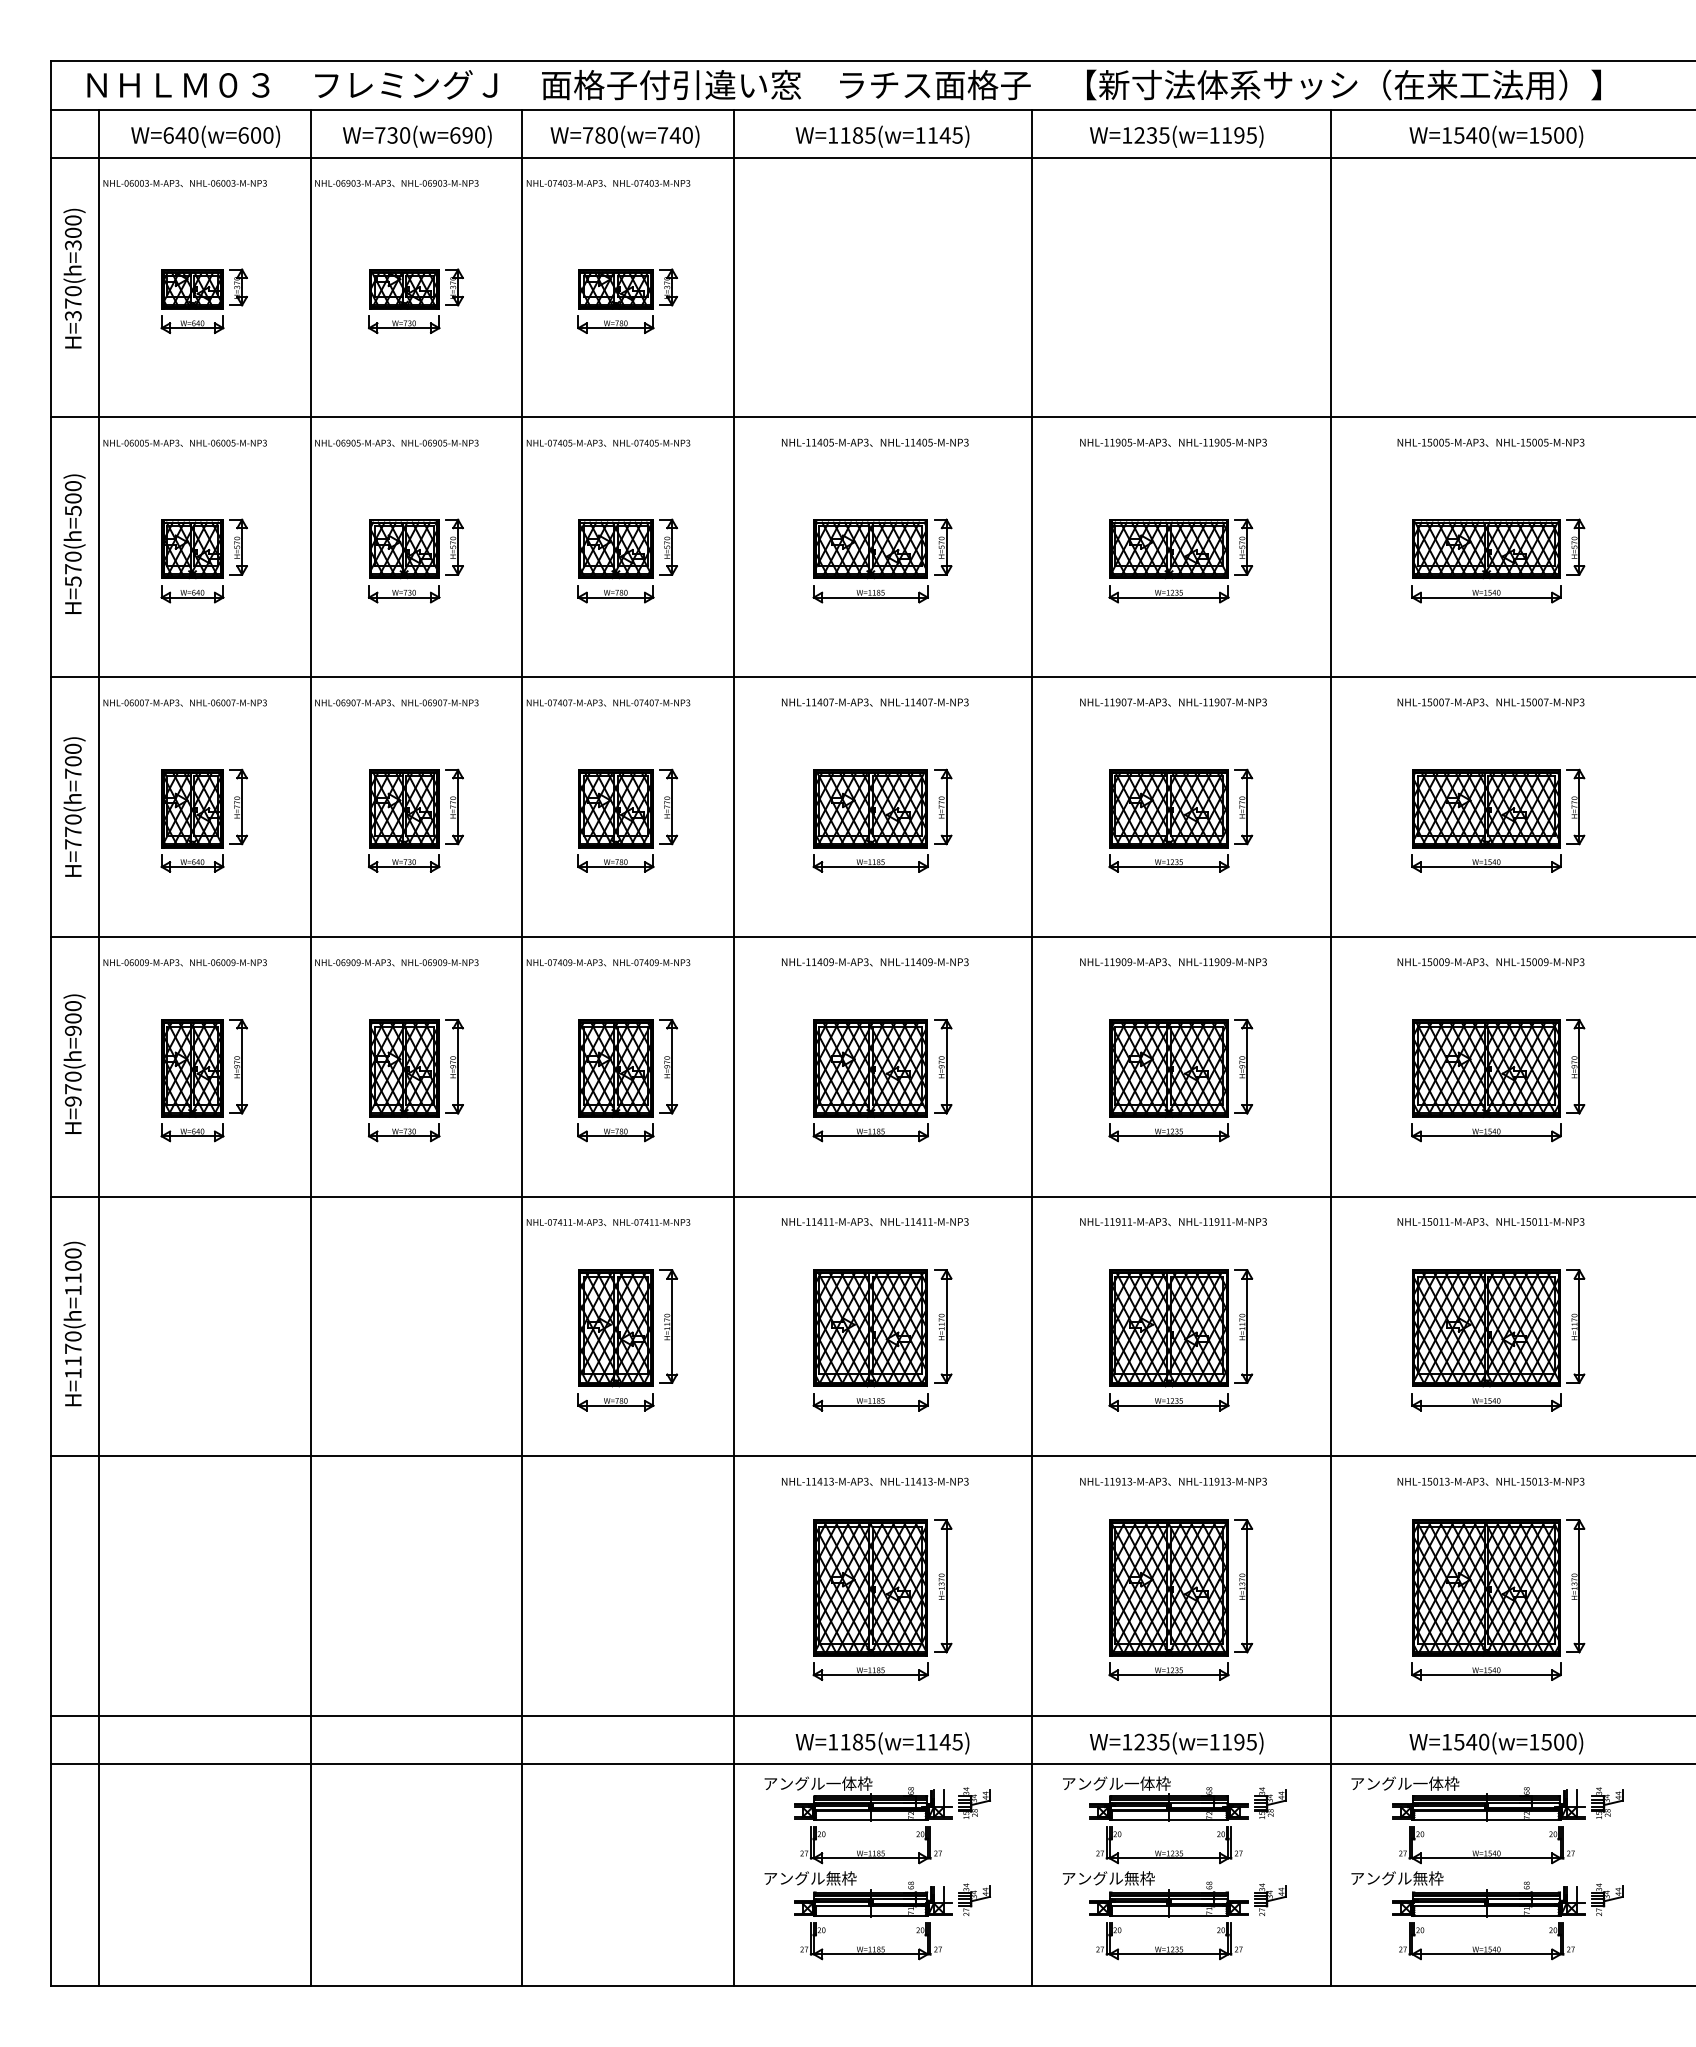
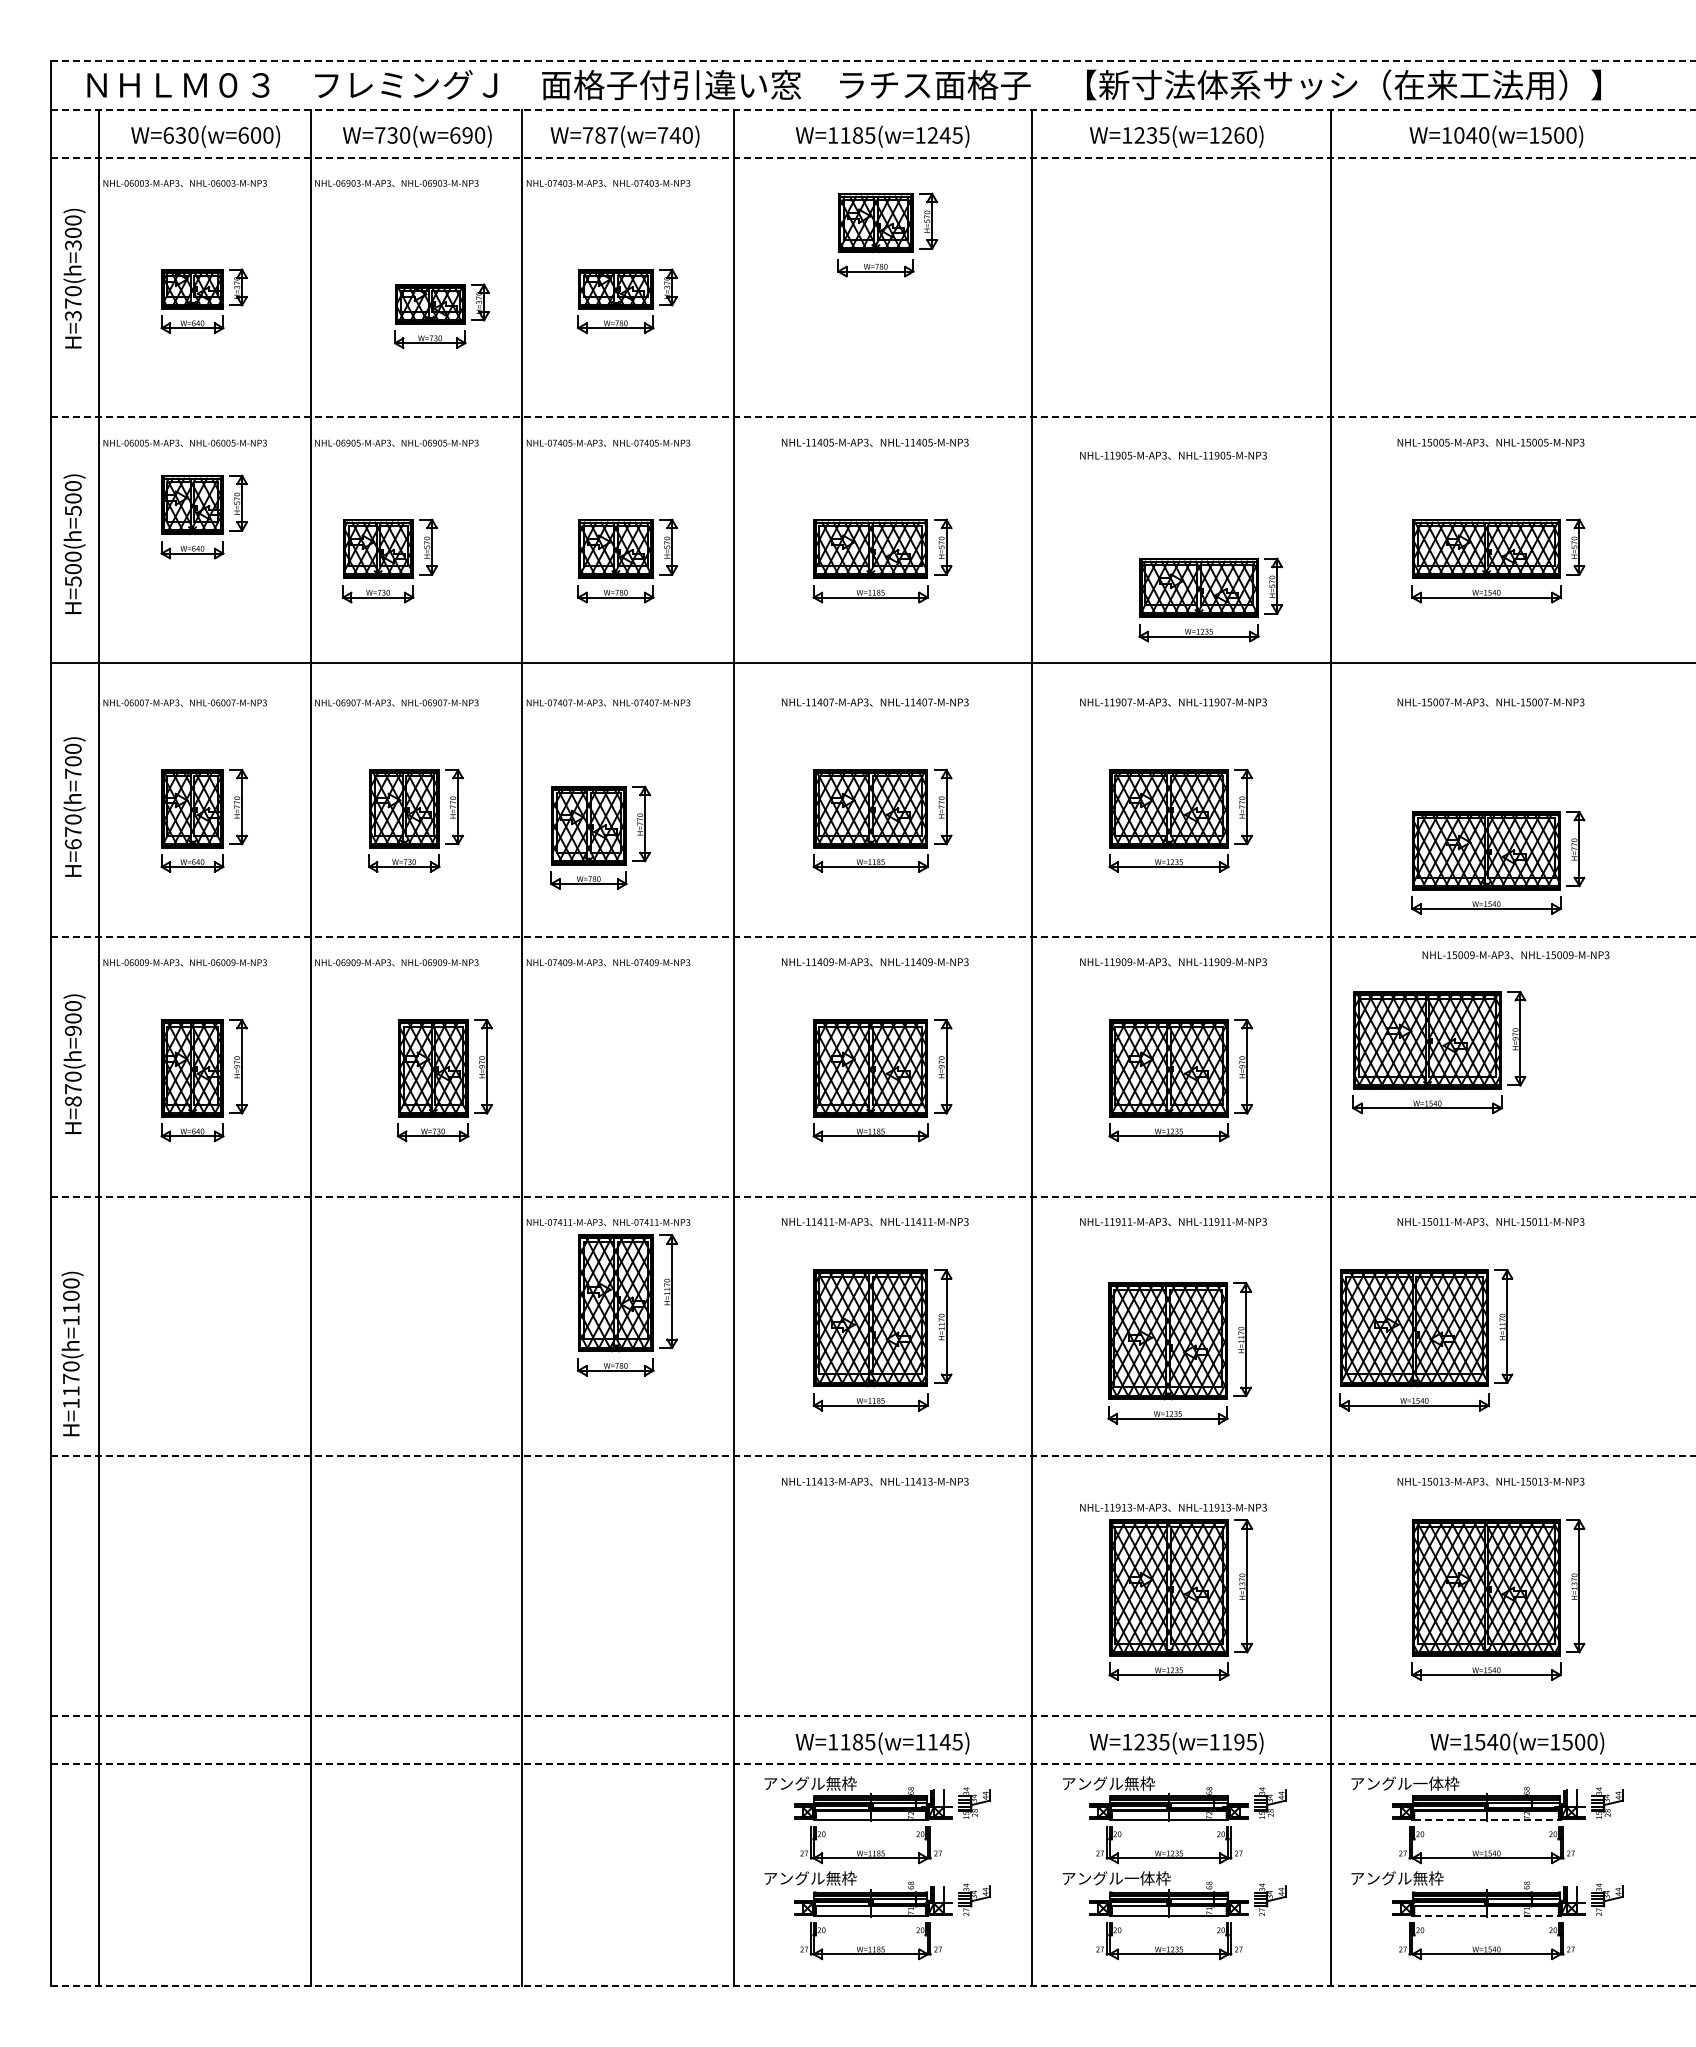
line: solid -> dashed (873, 61)
line: solid -> dashed (873, 109)
text: W=640(w=600) -> W=630(w=600) (180, 135)
text: W=780(w=740) -> W=787(w=740) (612, 135)
text: W=1185(w=1145) -> W=1185(w=1245) (932, 135)
text: W=1235(w=1195) -> W=1235(w=1260) (1239, 135)
text: W=1540(w=1500) -> W=1040(w=1500) (1459, 135)
line: solid -> dashed (873, 157)
part: none -> present (887, 234)
part position: (415, 300) -> (441, 315) (441, 315)
line: solid -> dashed (873, 417)
text position: (1173, 442) -> (1173, 455) (1173, 455)
part position: (203, 560) -> (203, 516) (203, 516)
part position: (415, 560) -> (389, 560) (389, 560)
part position: (1180, 560) -> (1210, 599) (1210, 599)
text: H=570(h=500) -> H=500(h=500) (73, 569)
line position: (871, 677) -> (871, 663) (871, 663)
part position: (627, 820) -> (600, 837) (600, 837)
part position: (1498, 820) -> (1498, 862) (1498, 862)
text: H=770(h=700) -> H=670(h=700) (72, 844)
line: solid -> dashed (873, 936)
text position: (1490, 962) -> (1515, 955) (1515, 955)
part position: (415, 1080) -> (444, 1080) (444, 1080)
part: present -> none (627, 1080)
part position: (1498, 1080) -> (1439, 1052) (1439, 1052)
text: H=970(h=900) -> H=870(h=900) (73, 1101)
line: solid -> dashed (873, 1196)
text position: (74, 1323) -> (72, 1353) (72, 1353)
part position: (627, 1340) -> (627, 1305) (627, 1305)
part position: (1180, 1340) -> (1179, 1353) (1179, 1353)
part position: (1498, 1340) -> (1426, 1340) (1426, 1340)
line: solid -> dashed (873, 1456)
text position: (1173, 1481) -> (1173, 1507) (1173, 1507)
part: present -> none (882, 1599)
line: solid -> dashed (873, 1716)
text position: (1496, 1743) -> (1517, 1743) (1517, 1743)
line: solid -> dashed (873, 1764)
text: アングル一体枠 -> アングル無枠 (849, 1783)
text: アングル一体枠 -> アングル無枠 (1147, 1783)
line: solid -> dashed (1487, 1819)
text: アングル無枠 -> アングル一体枠 (1147, 1878)
line: solid -> dashed (1487, 1915)
line: solid -> dashed (873, 1985)
